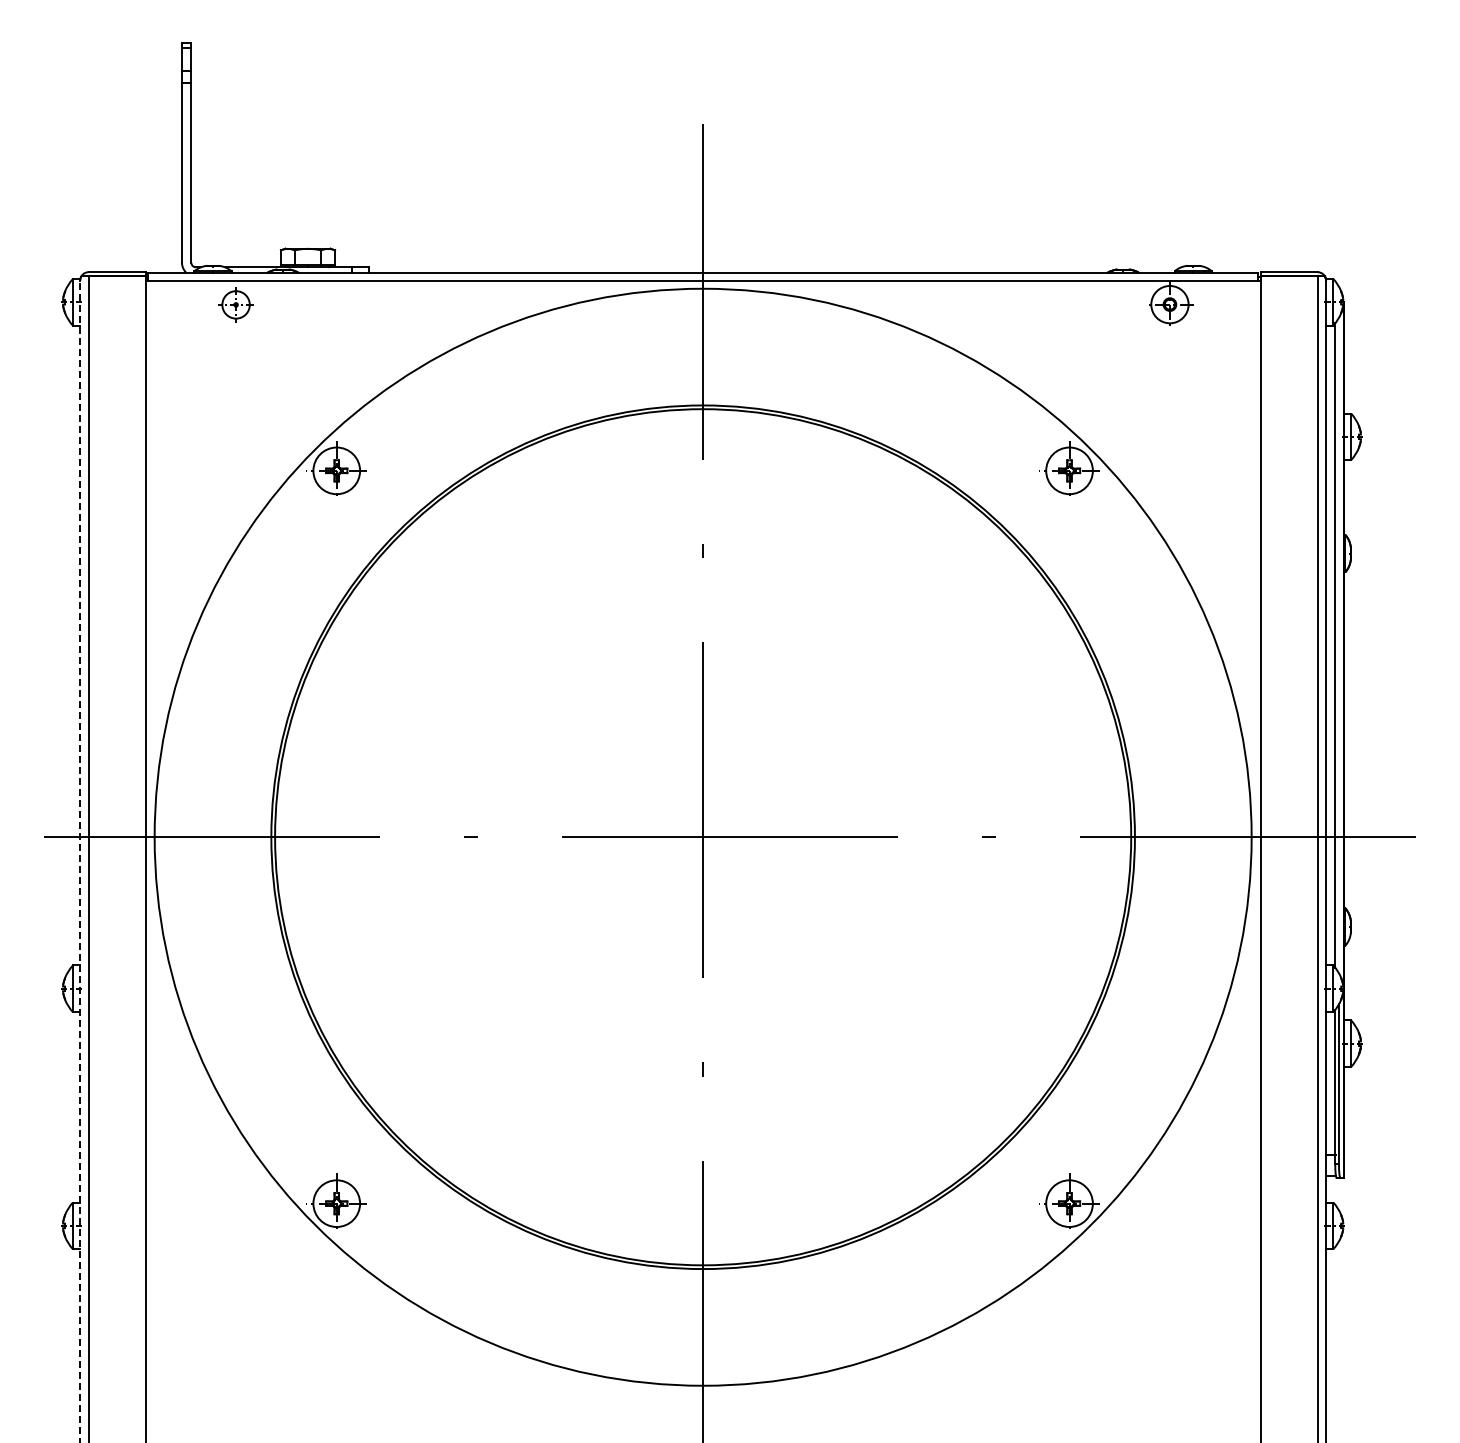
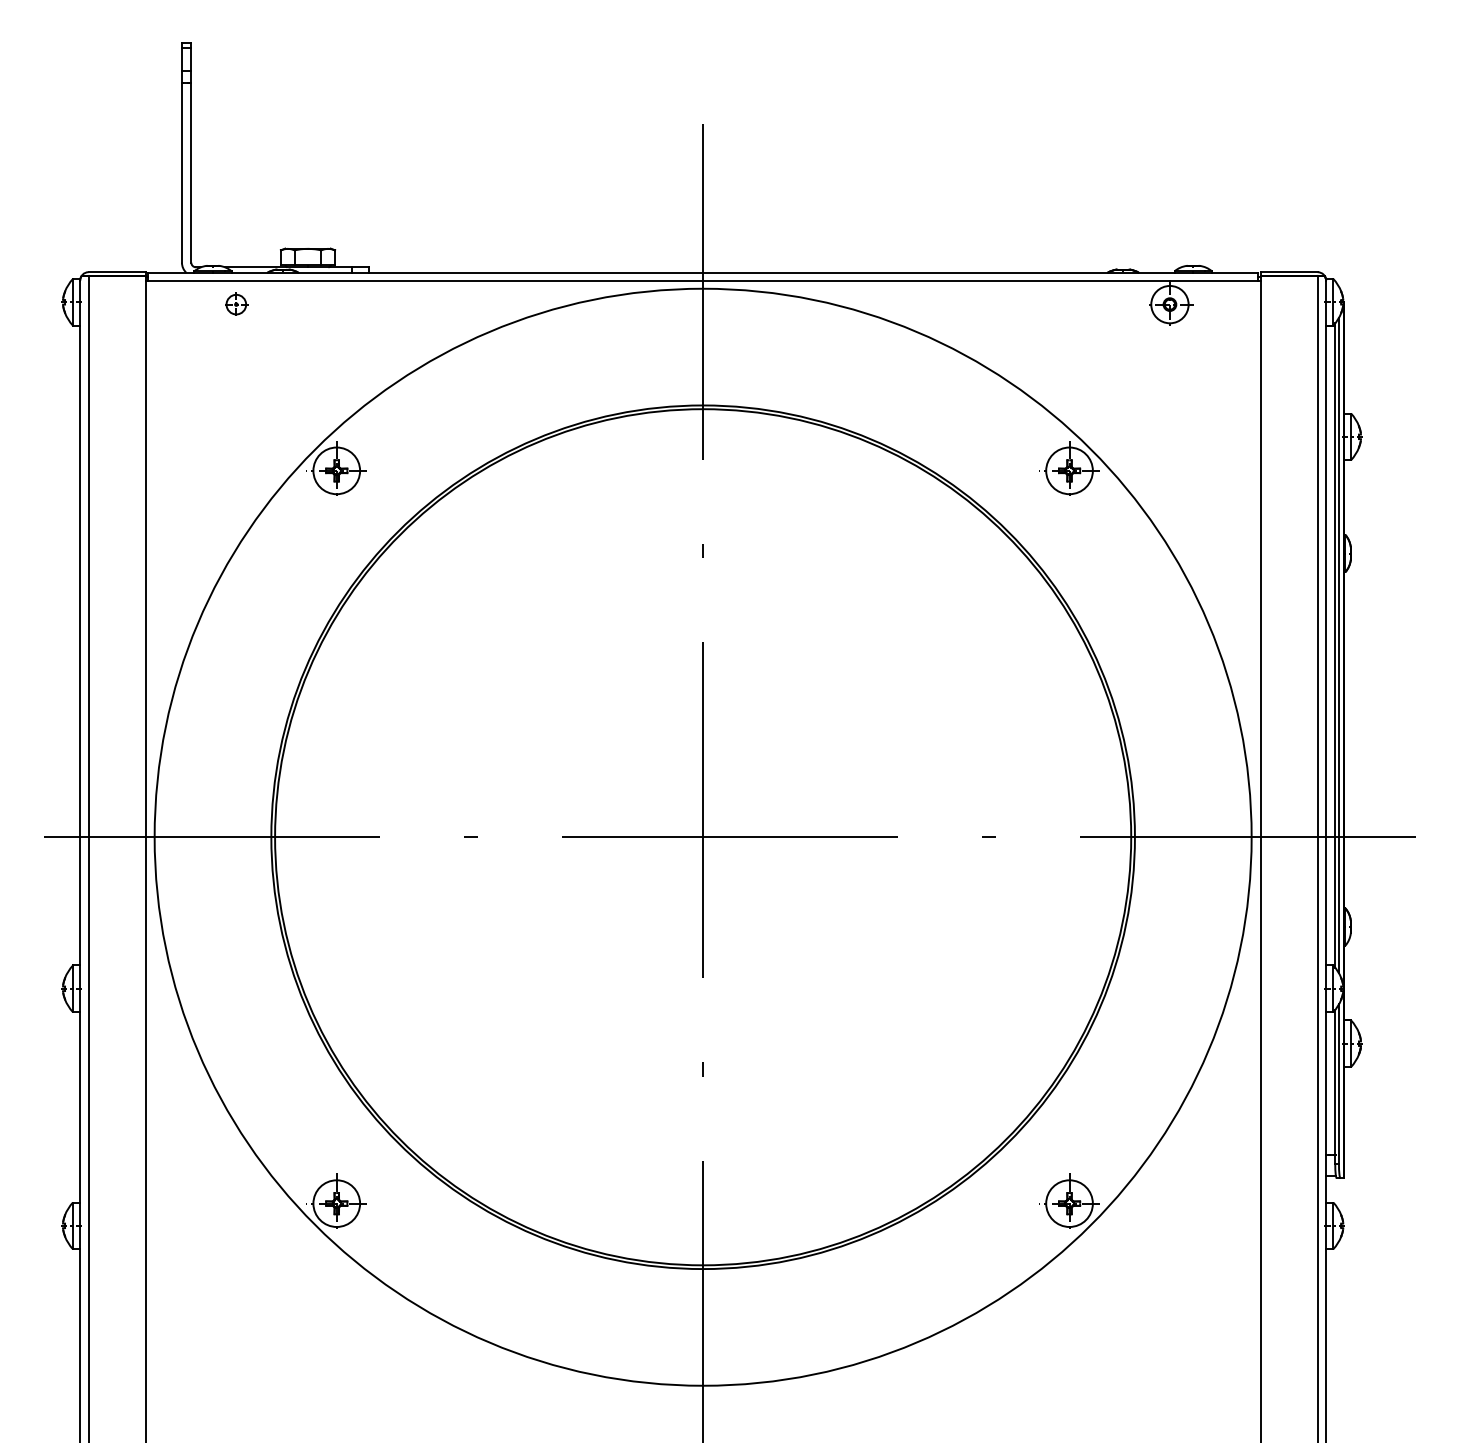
part size: 36x36 px -> 24x24 px (236, 303)
line: none -> present (1338, 645)
line: dashed -> solid (80, 861)
